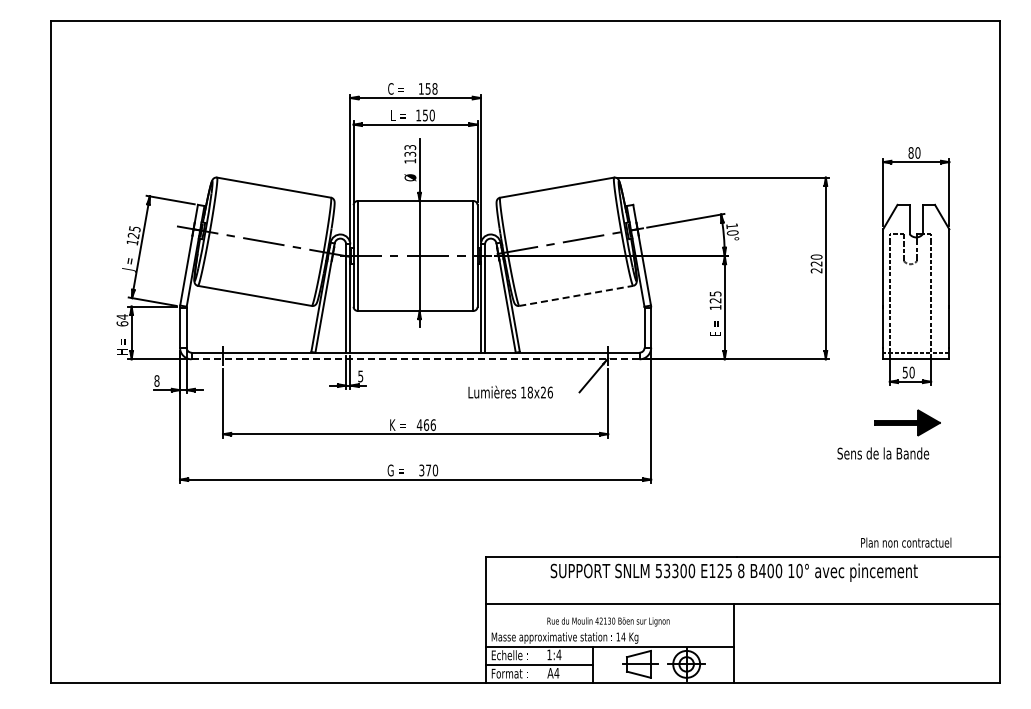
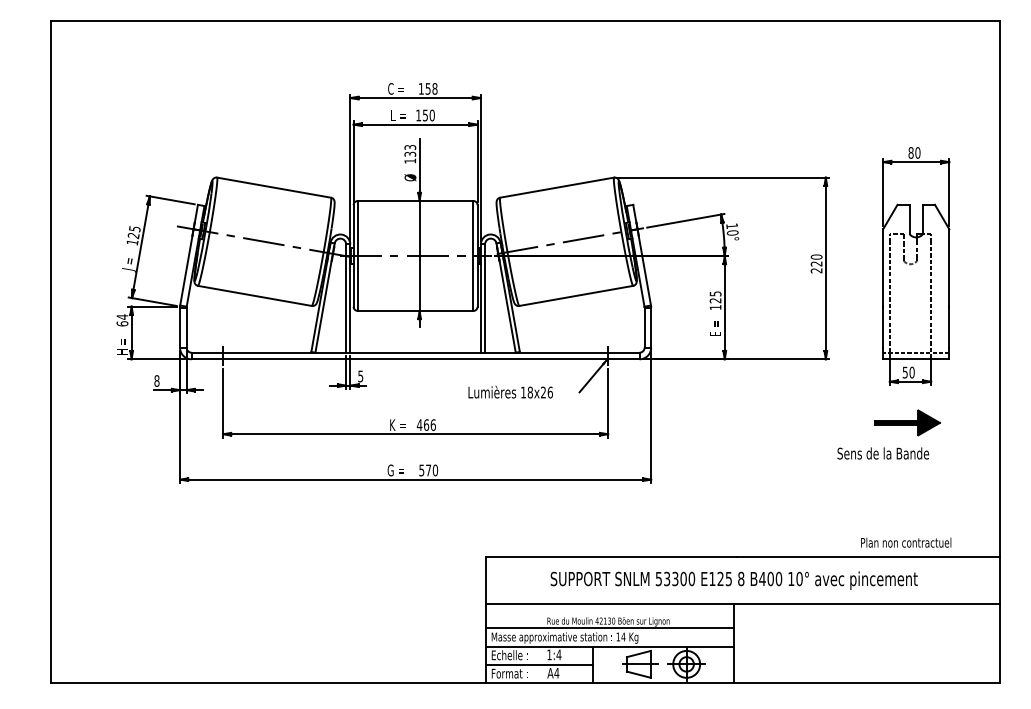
line: dashed -> solid (576, 295)
line: dashed -> solid (416, 359)
text: 370 -> 570 (421, 469)
text position: (733, 572) -> (733, 580) (733, 580)
line: none -> present (609, 628)
